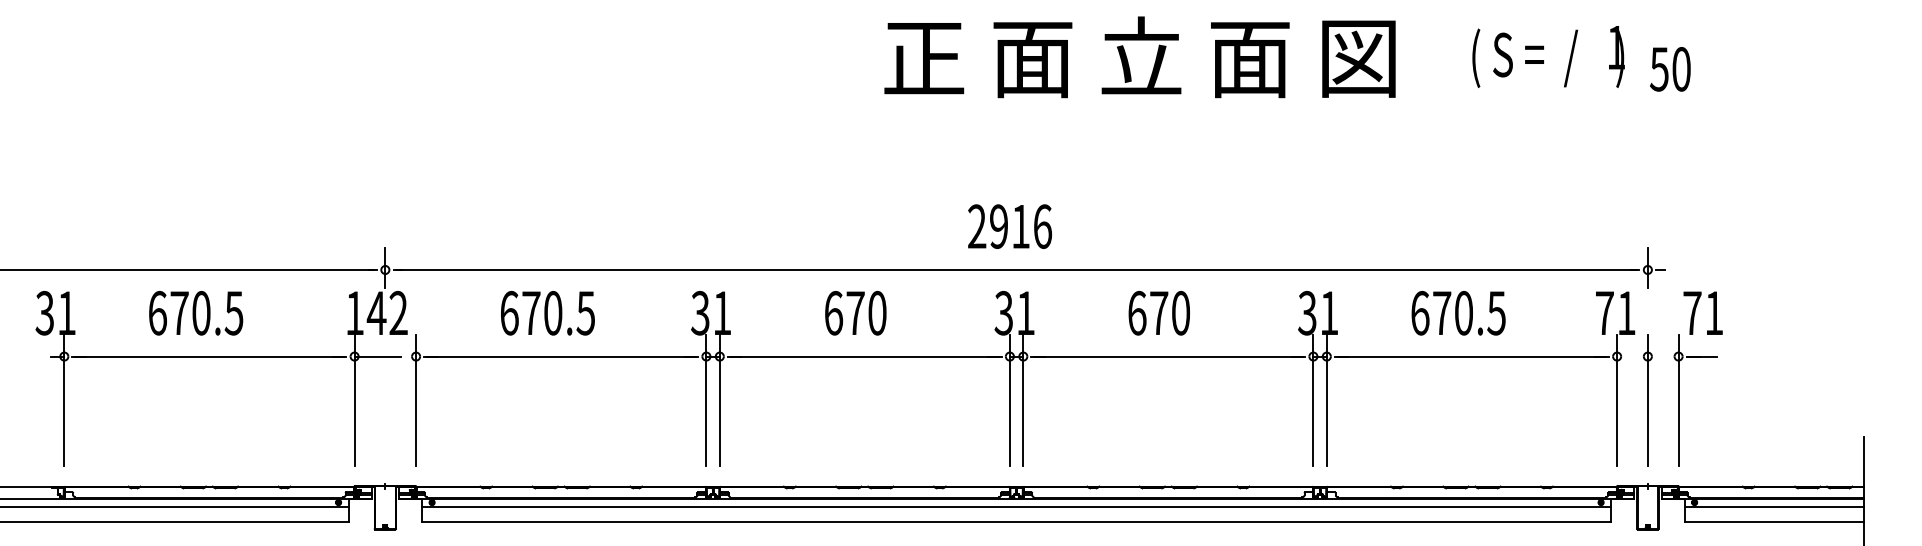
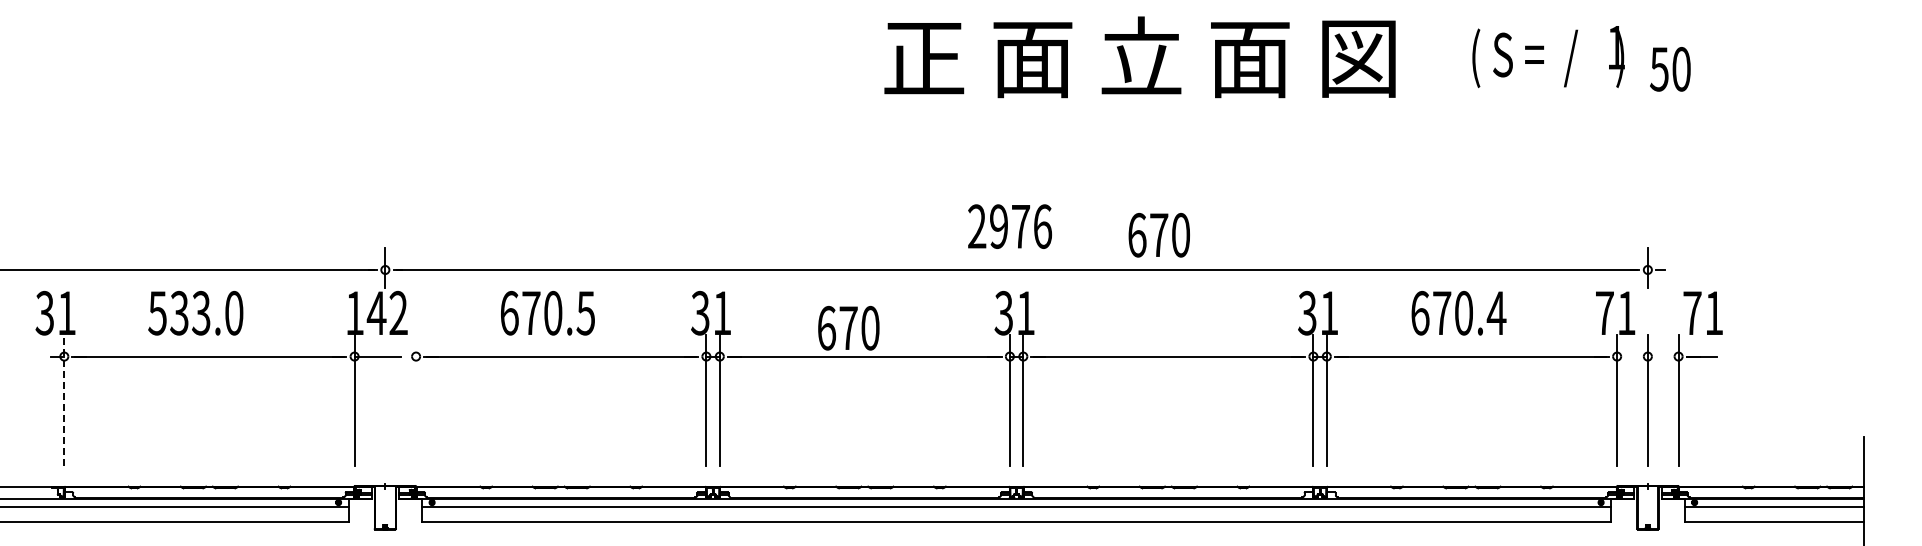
text: 2916 -> 2976 (1021, 226)
text: 670.5 -> 533.0 (195, 312)
text position: (855, 313) -> (848, 328) (848, 328)
text position: (1158, 313) -> (1158, 235) (1158, 235)
text: 670.5 -> 670.4 (1496, 313)
line: solid -> dashed (64, 399)
line: present -> none (416, 399)
